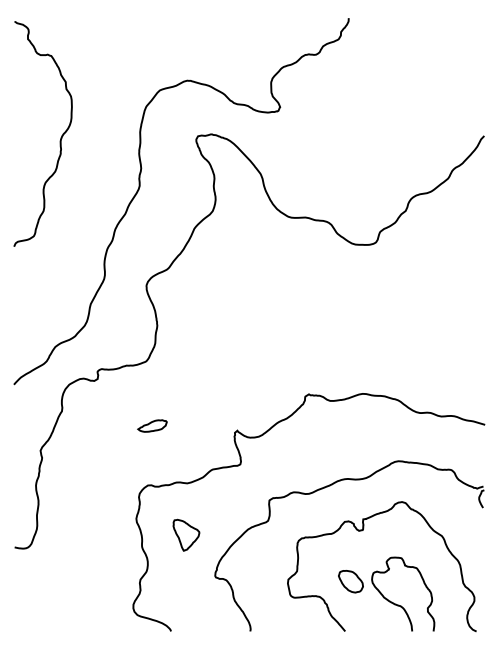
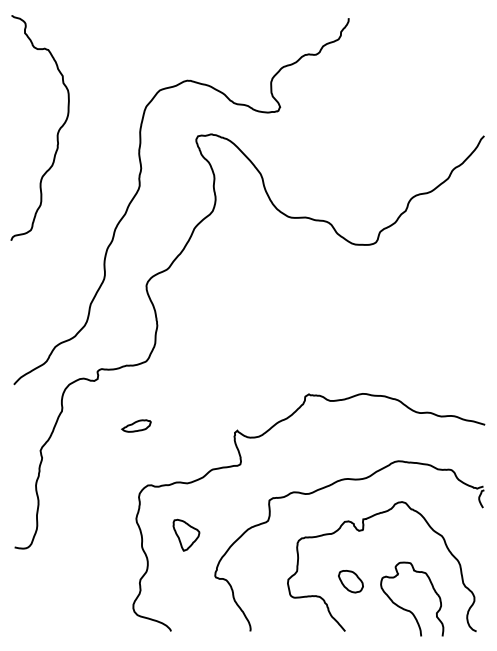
curve position: (59, 140) -> (56, 134) (56, 134)
part position: (152, 425) -> (136, 425) (136, 425)
curve position: (398, 604) -> (407, 609) (407, 609)
